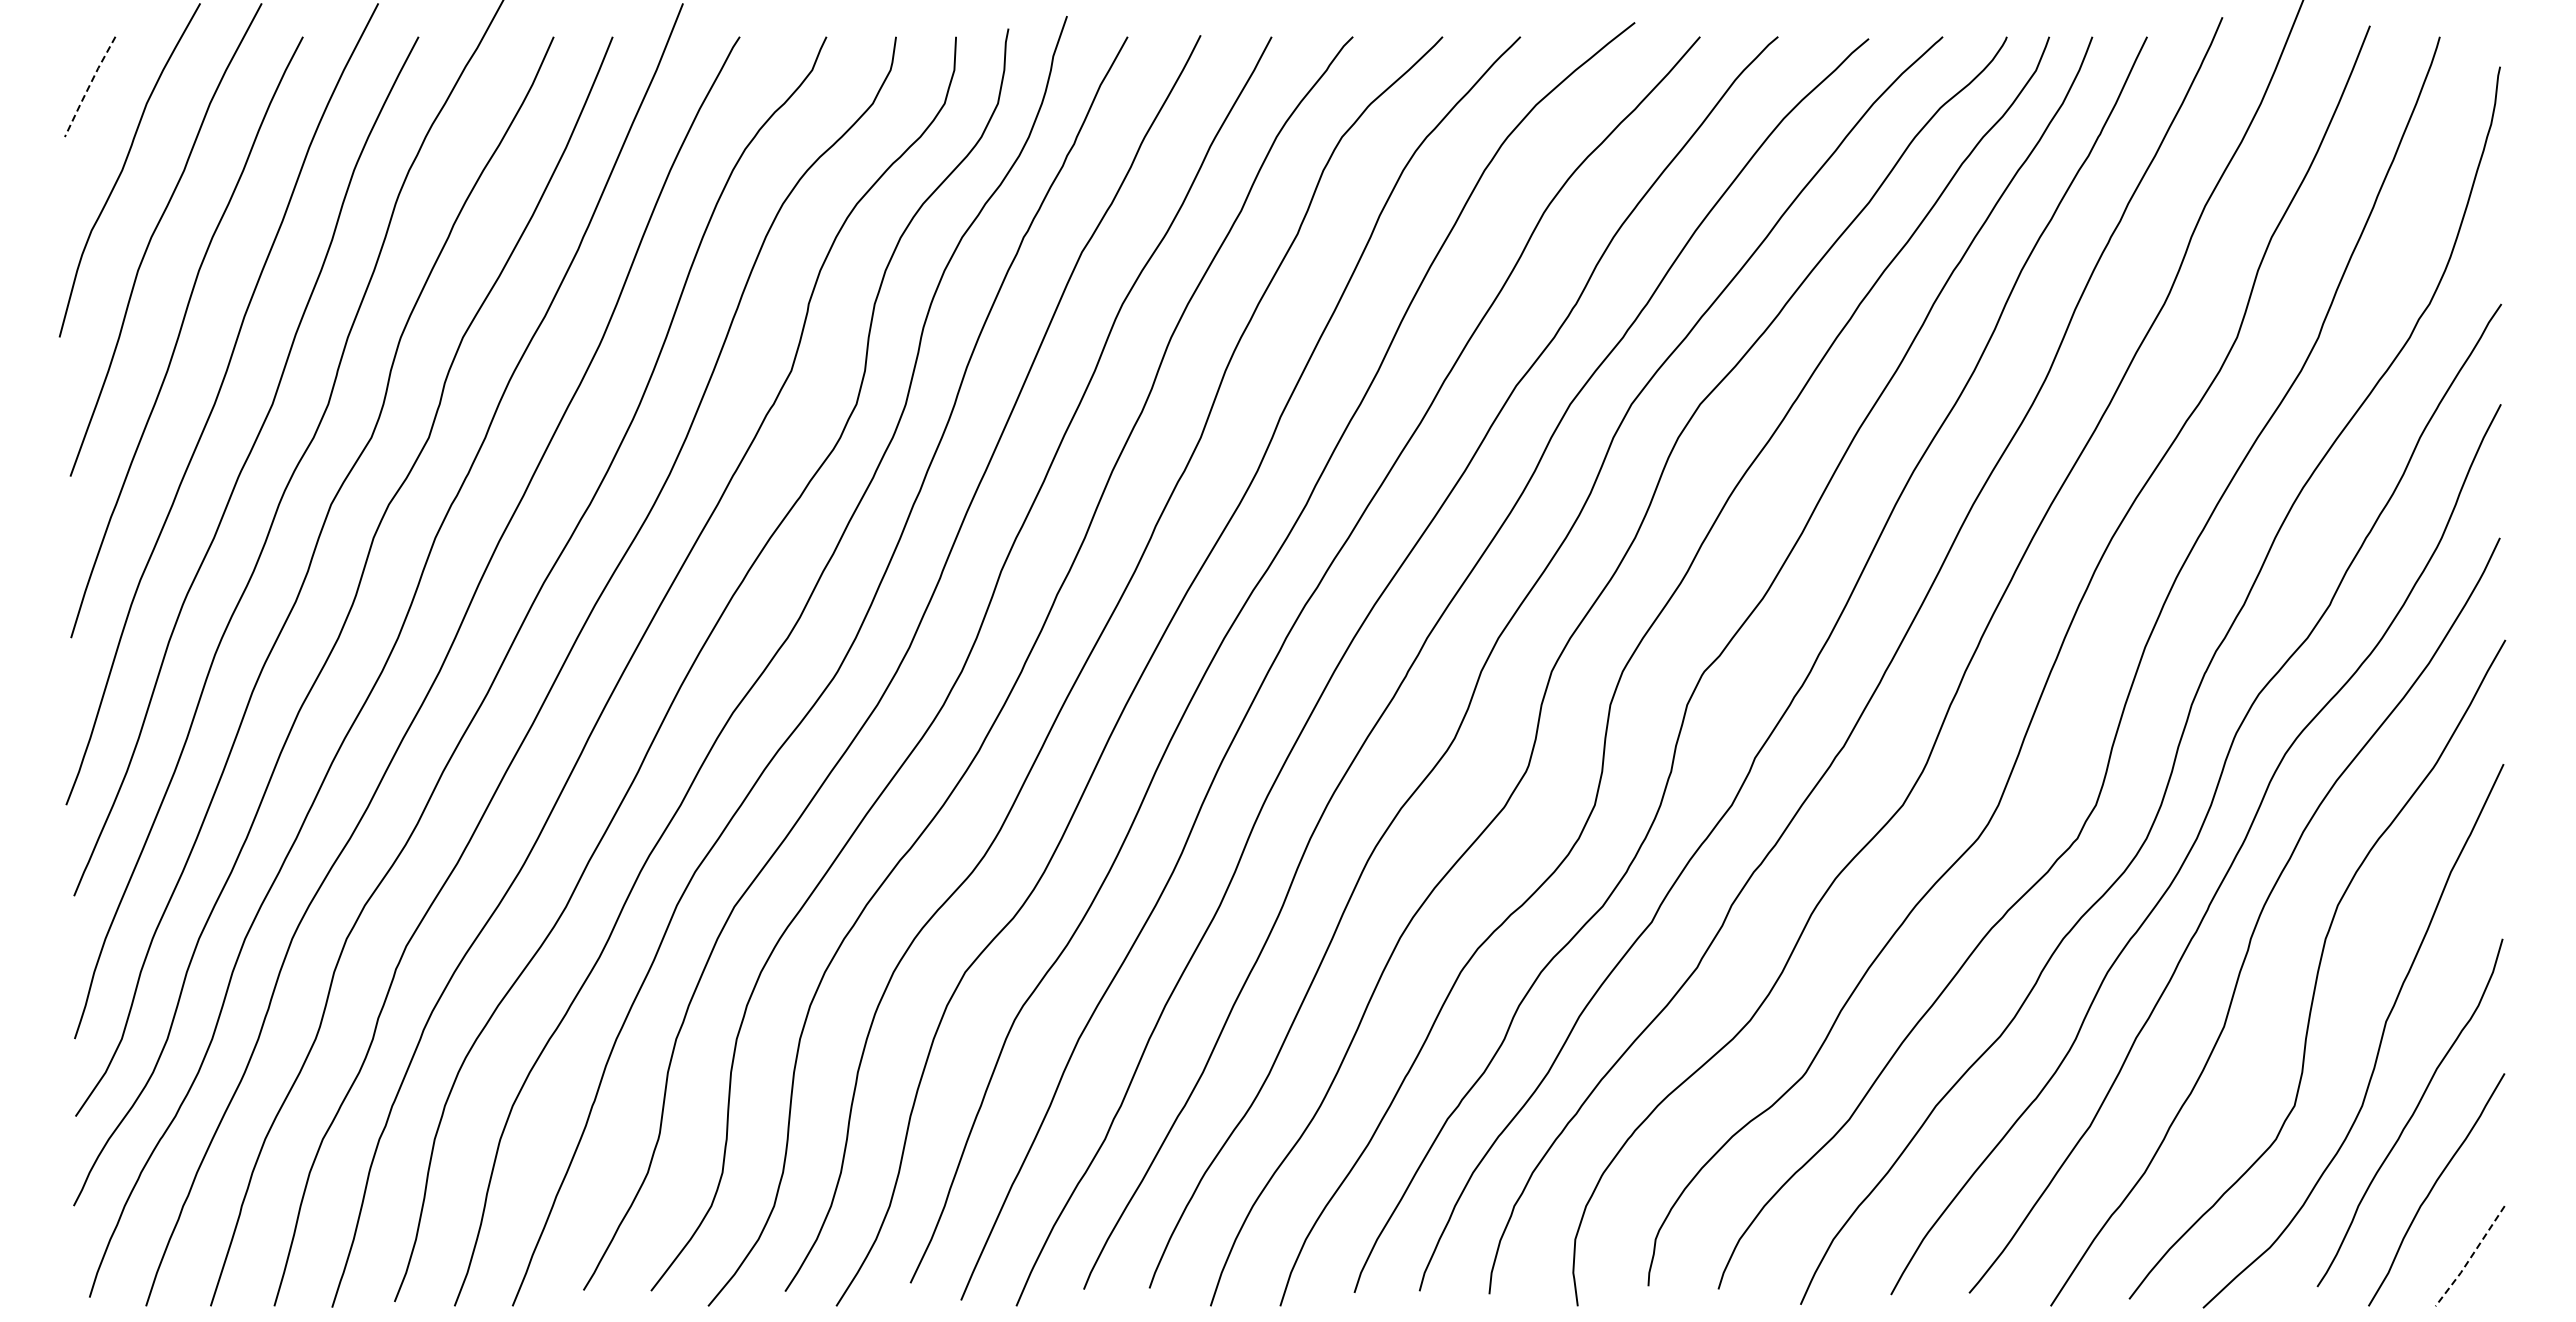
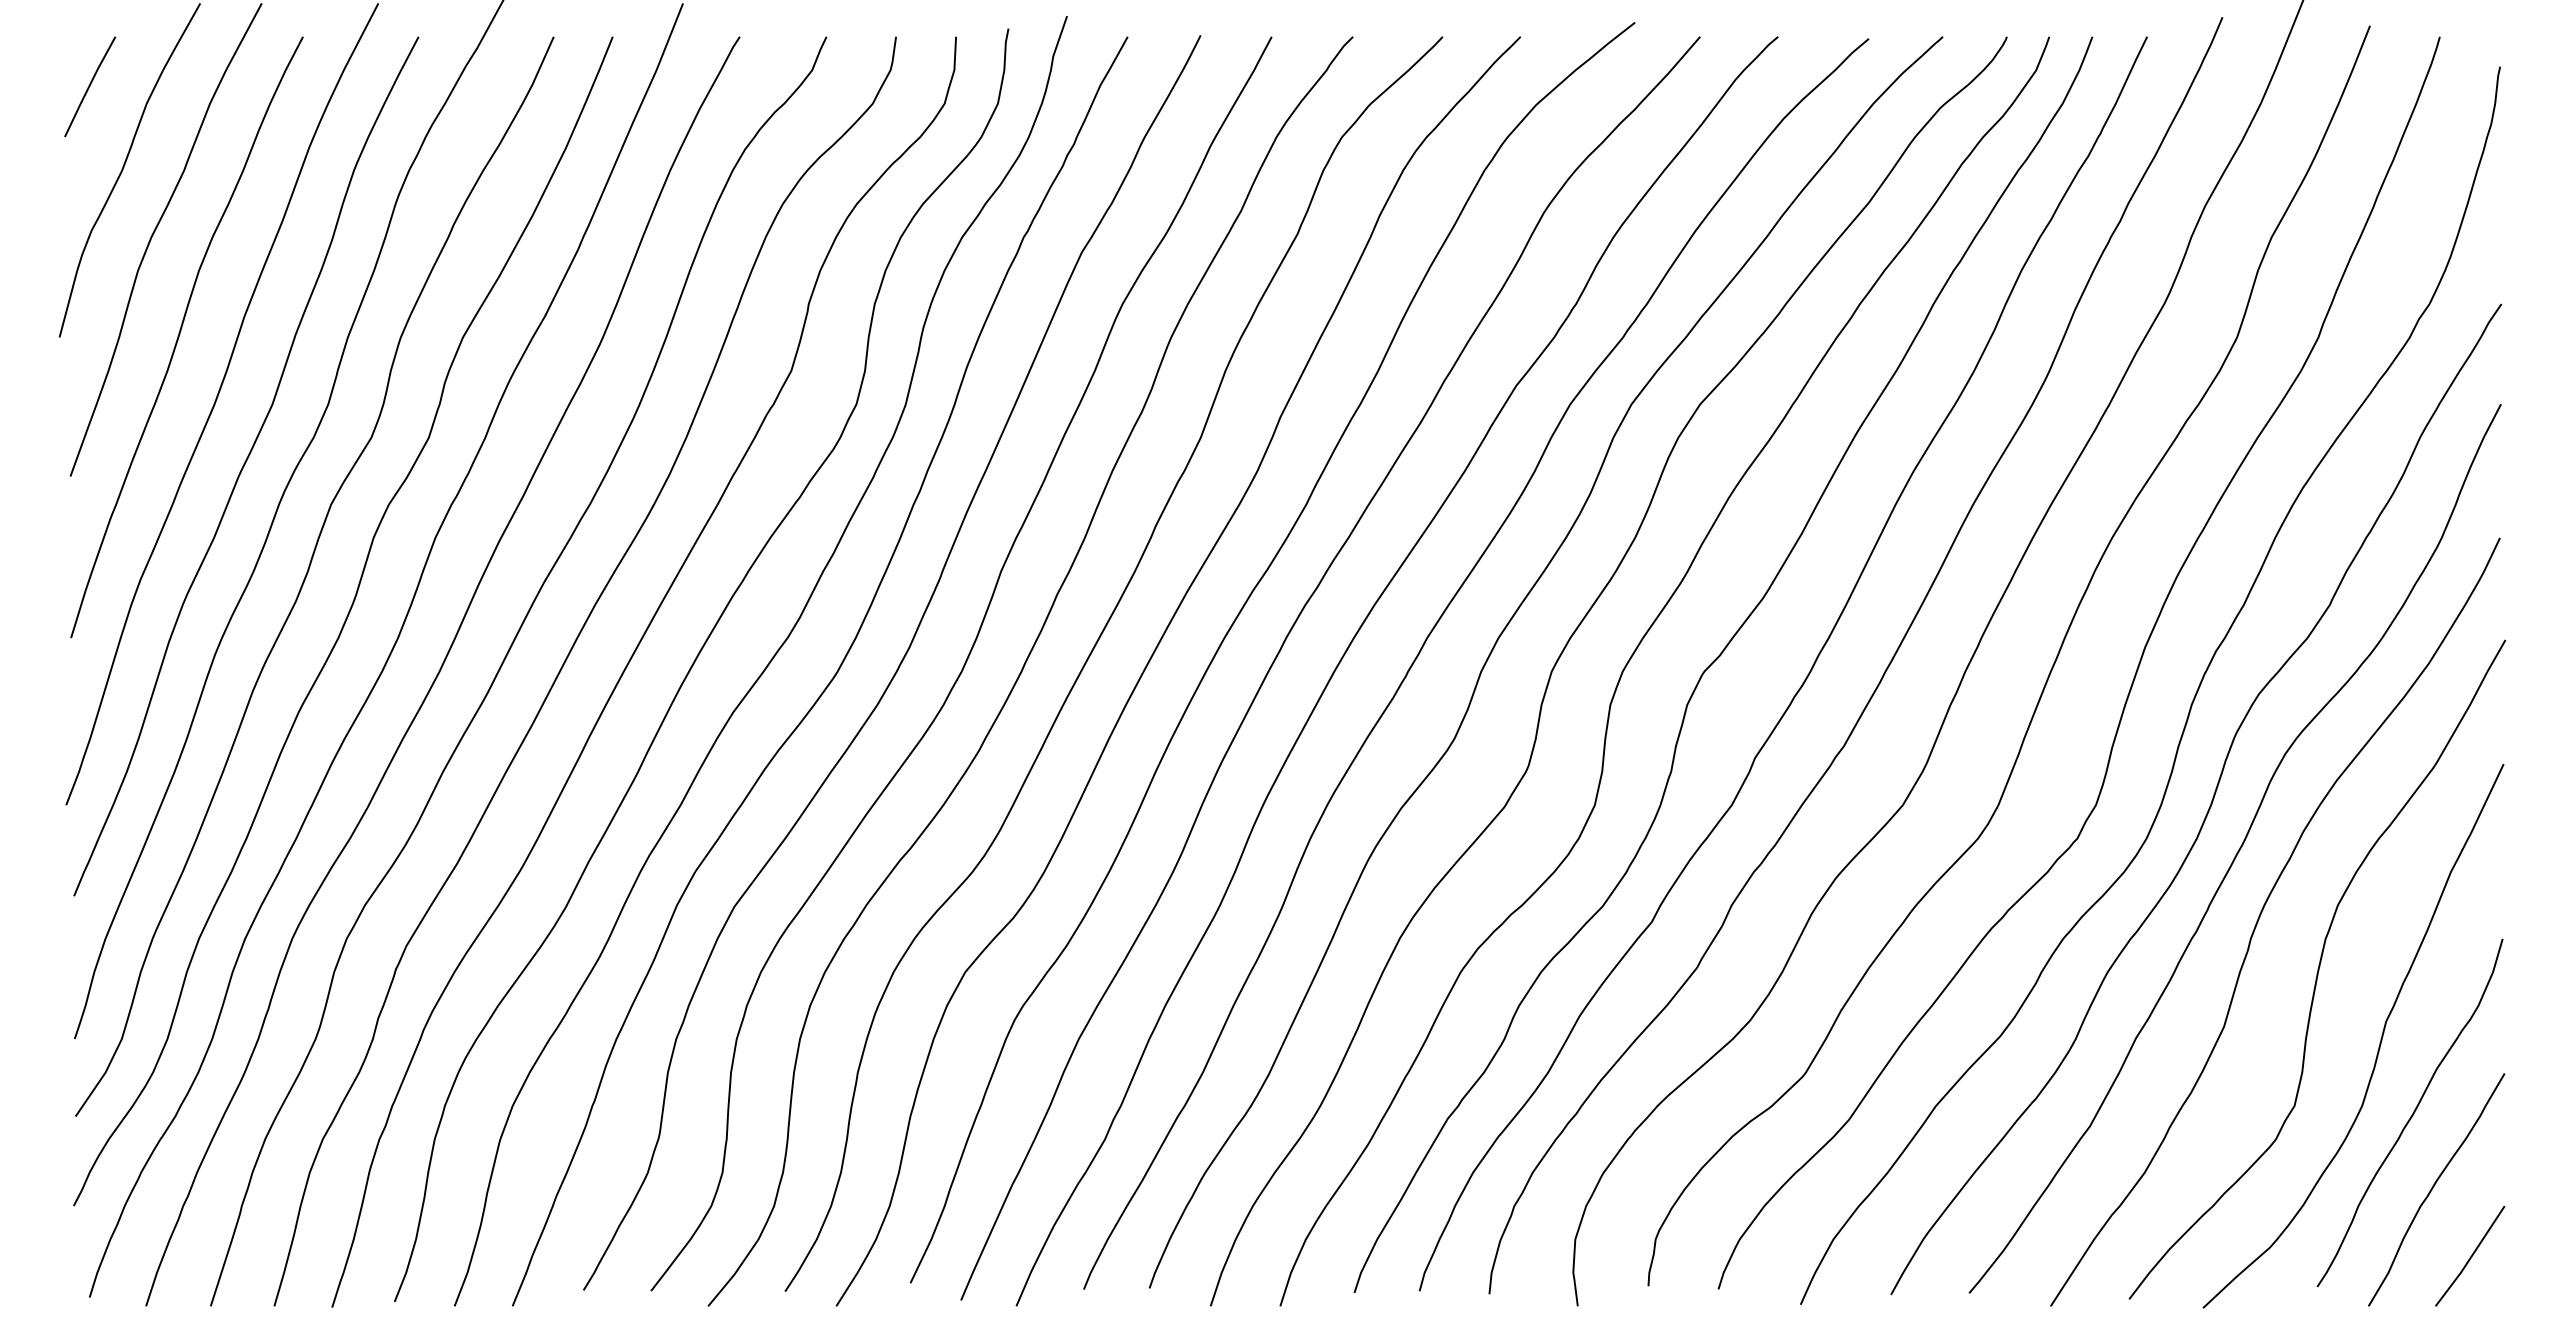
line: dashed -> solid (89, 86)
line: dashed -> solid (2470, 1257)
